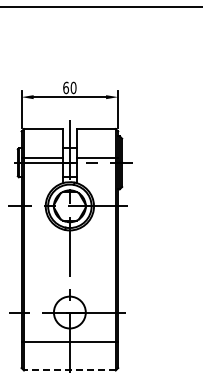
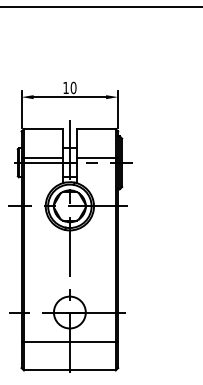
text: 60 -> 10 (65, 87)
line: dashed -> solid (69, 370)
